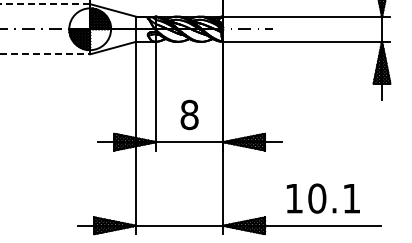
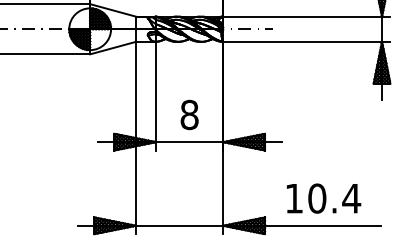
line: dashed -> solid (45, 4)
line: dashed -> solid (45, 54)
text: 10.1 -> 10.4 (351, 198)
